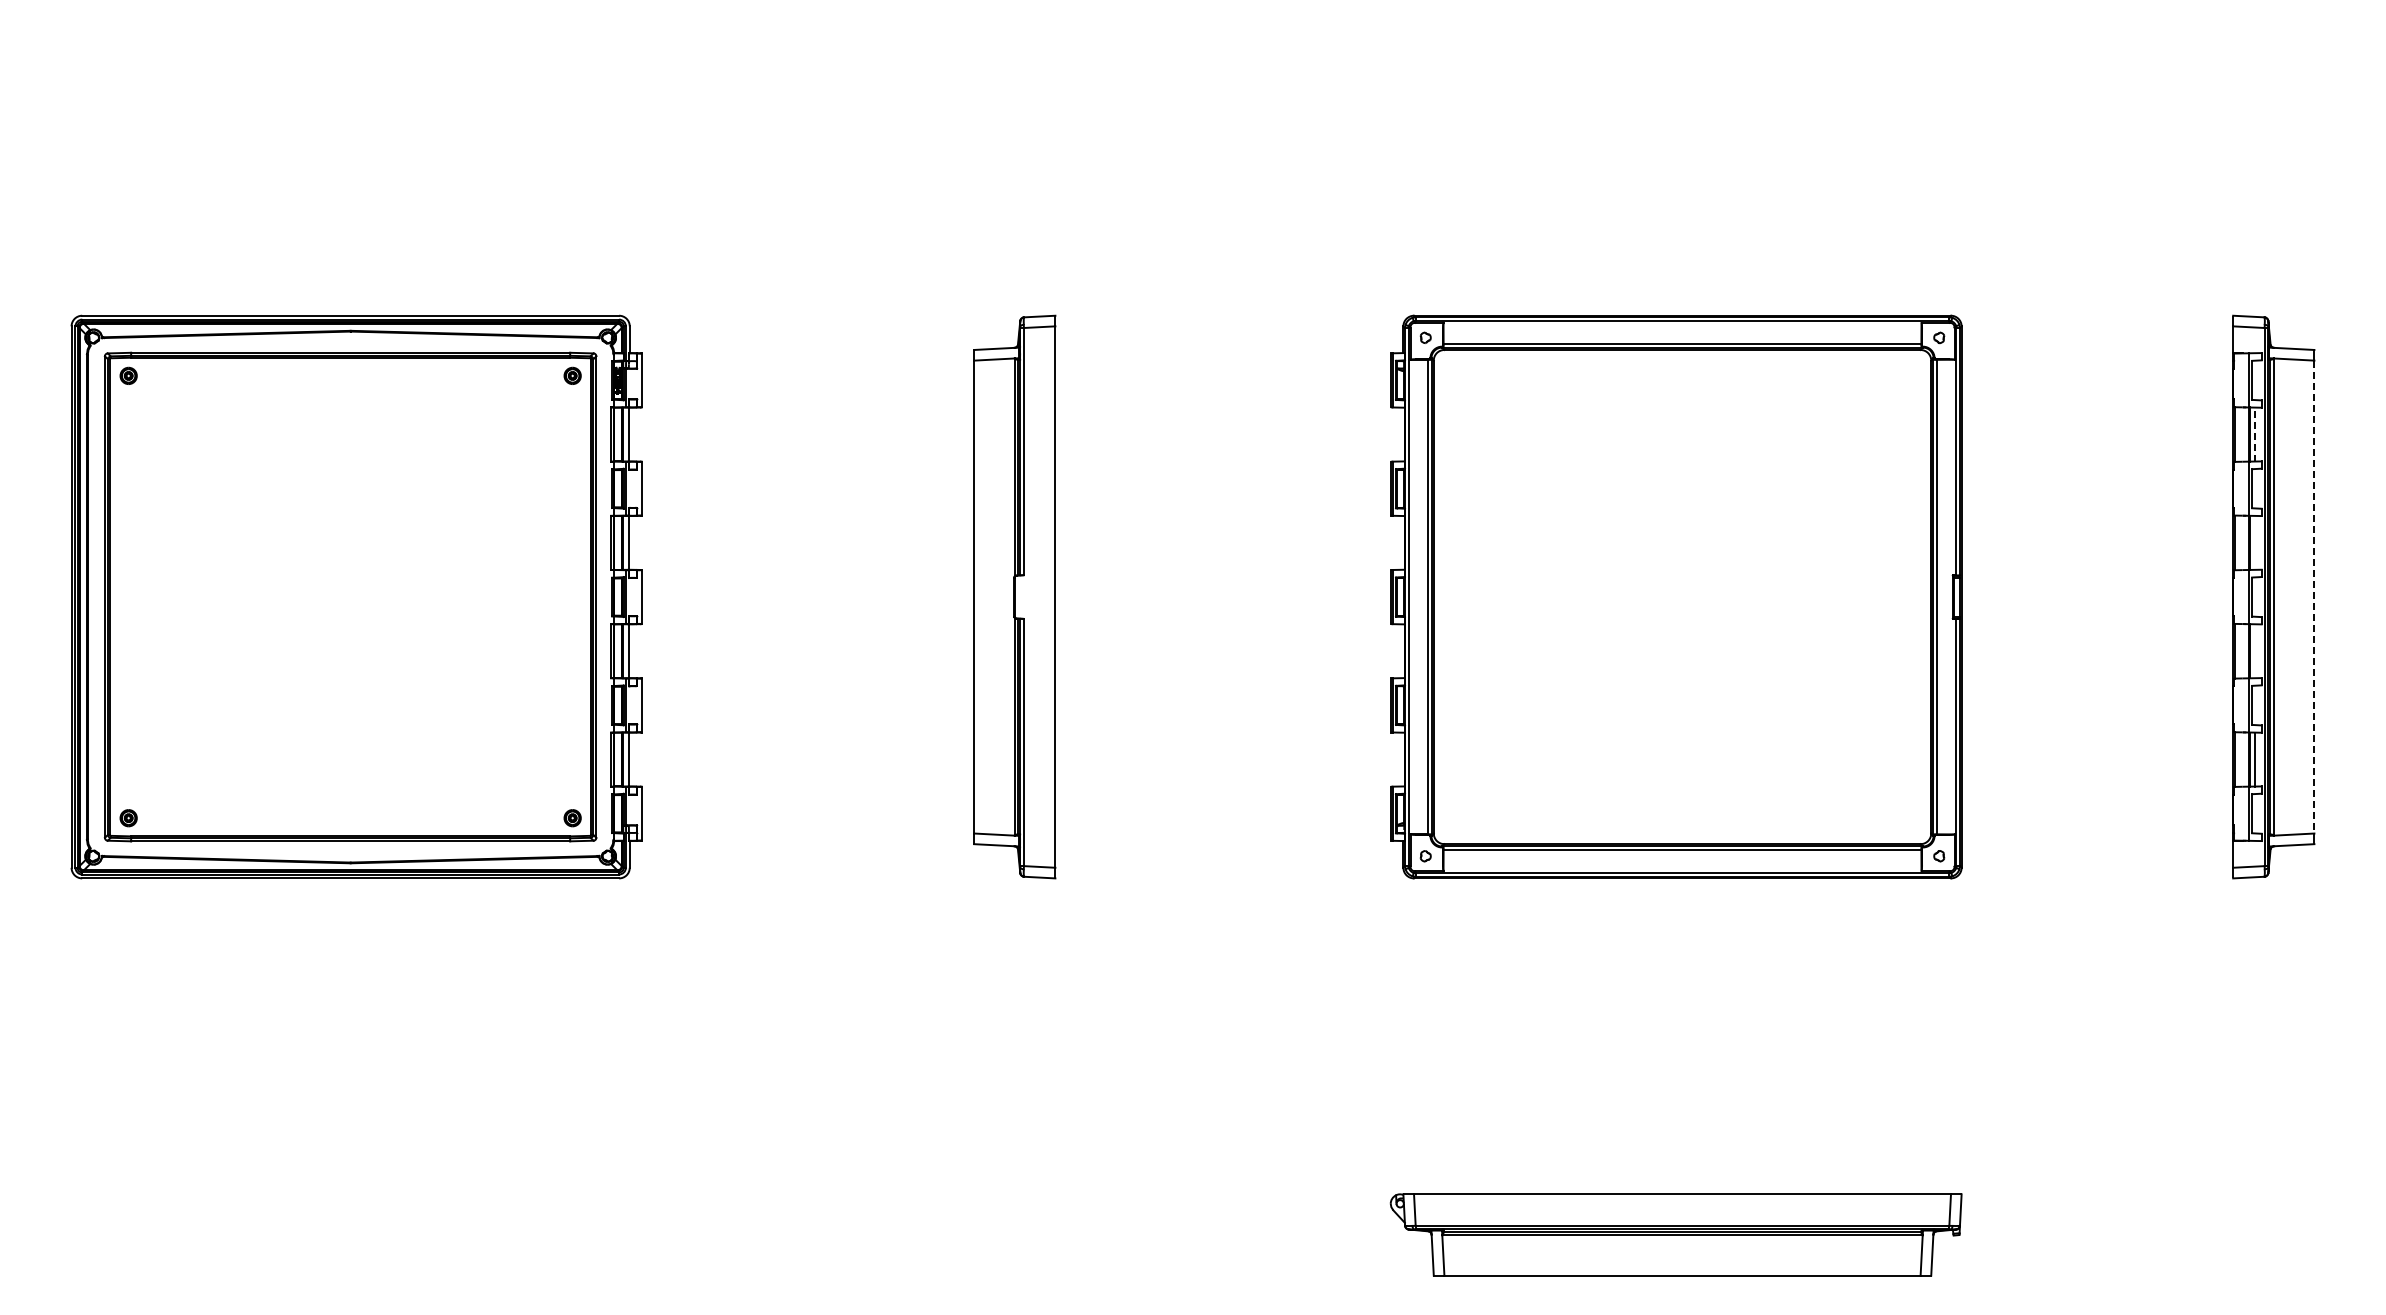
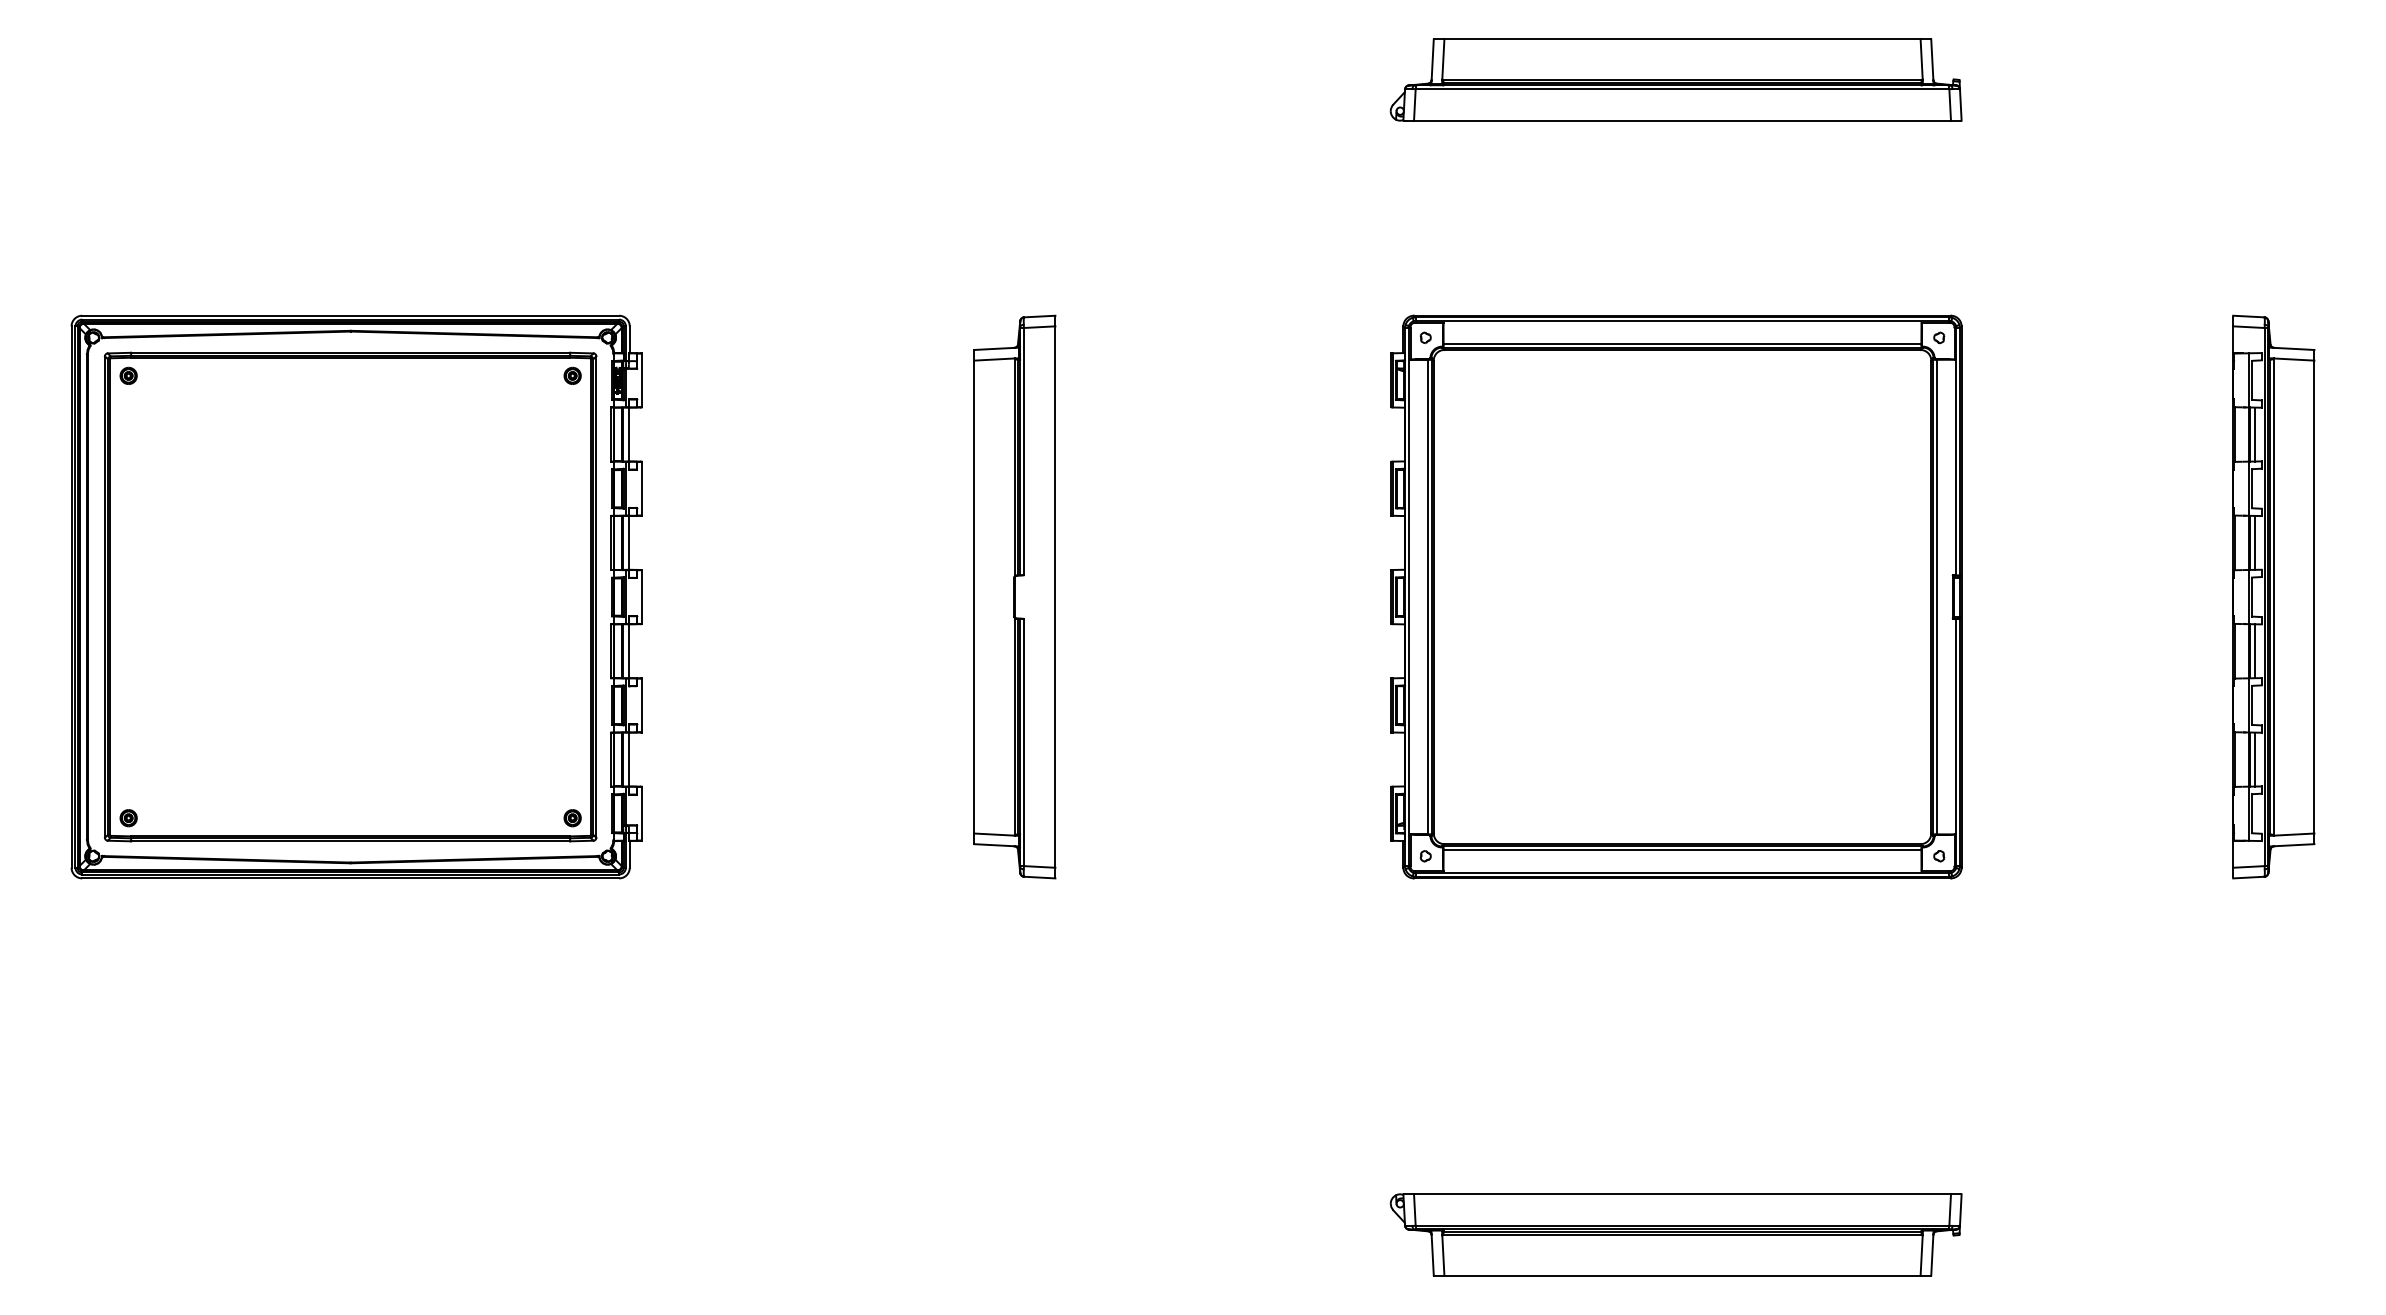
part: none -> present (1675, 79)
line: dashed -> solid (2254, 434)
line: none -> present (2254, 542)
line: dashed -> solid (2314, 597)
line: none -> present (2254, 651)
